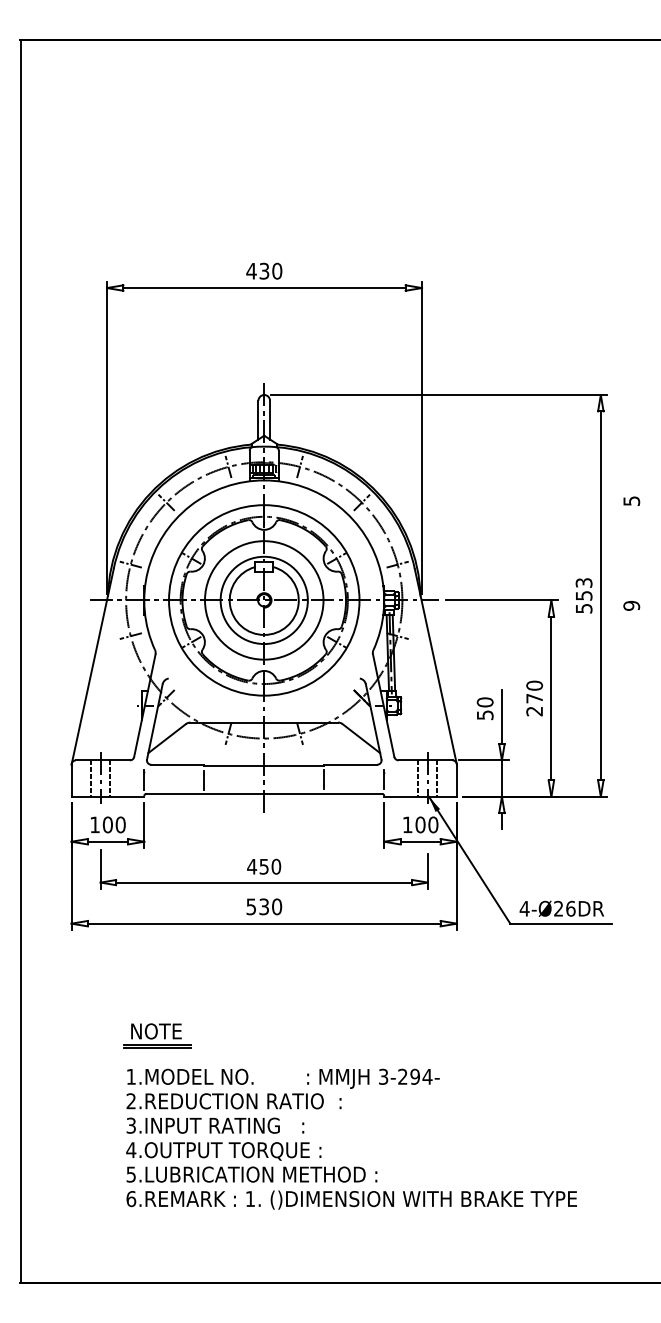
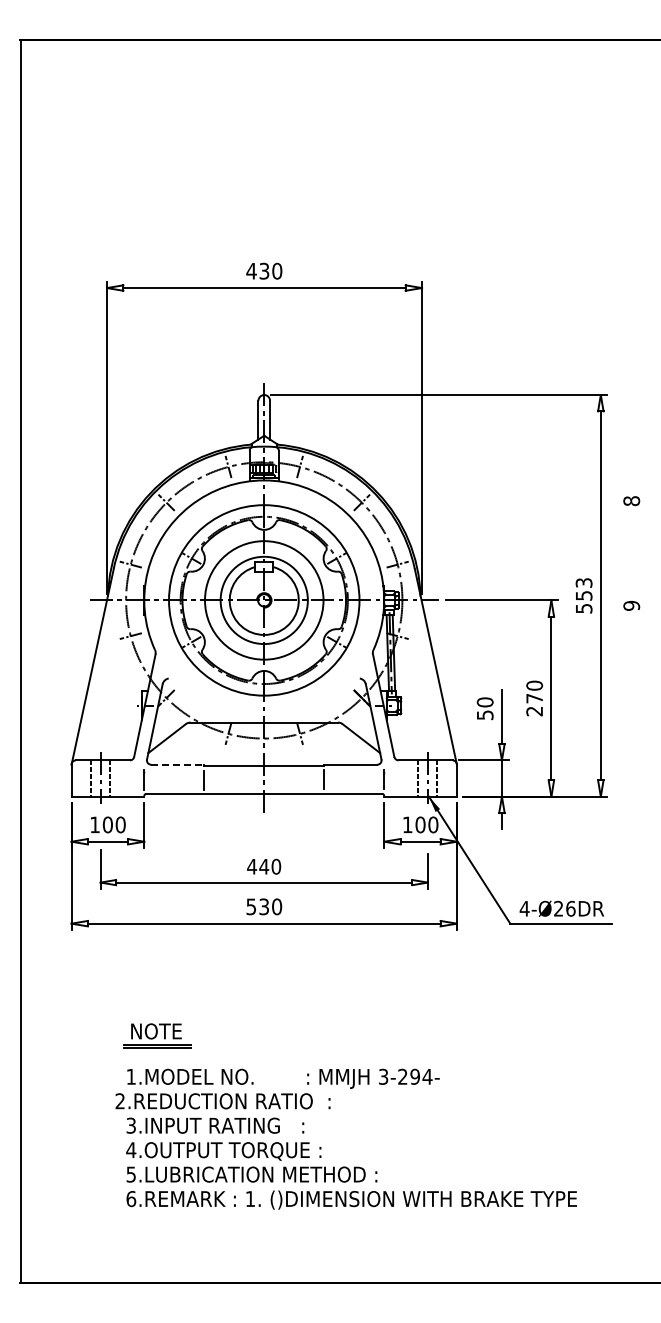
text: 5 -> 8 (631, 501)
line: solid -> dashed (177, 764)
text: 450 -> 440 (264, 866)
text position: (233, 1101) -> (222, 1101) (222, 1101)
